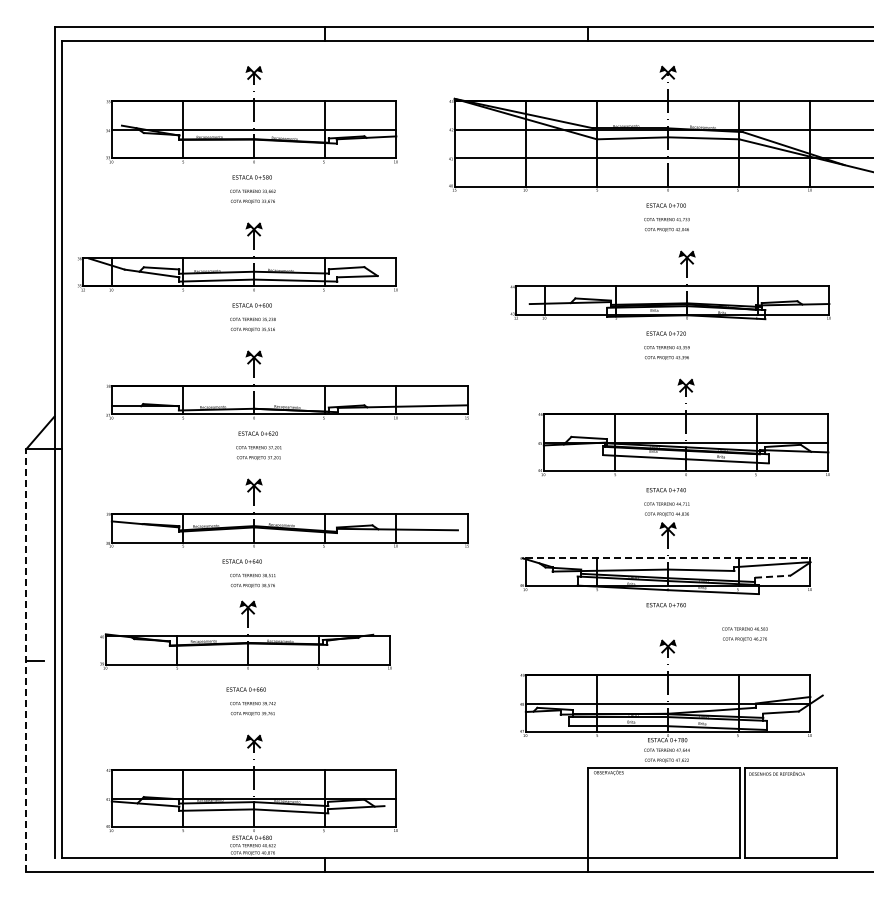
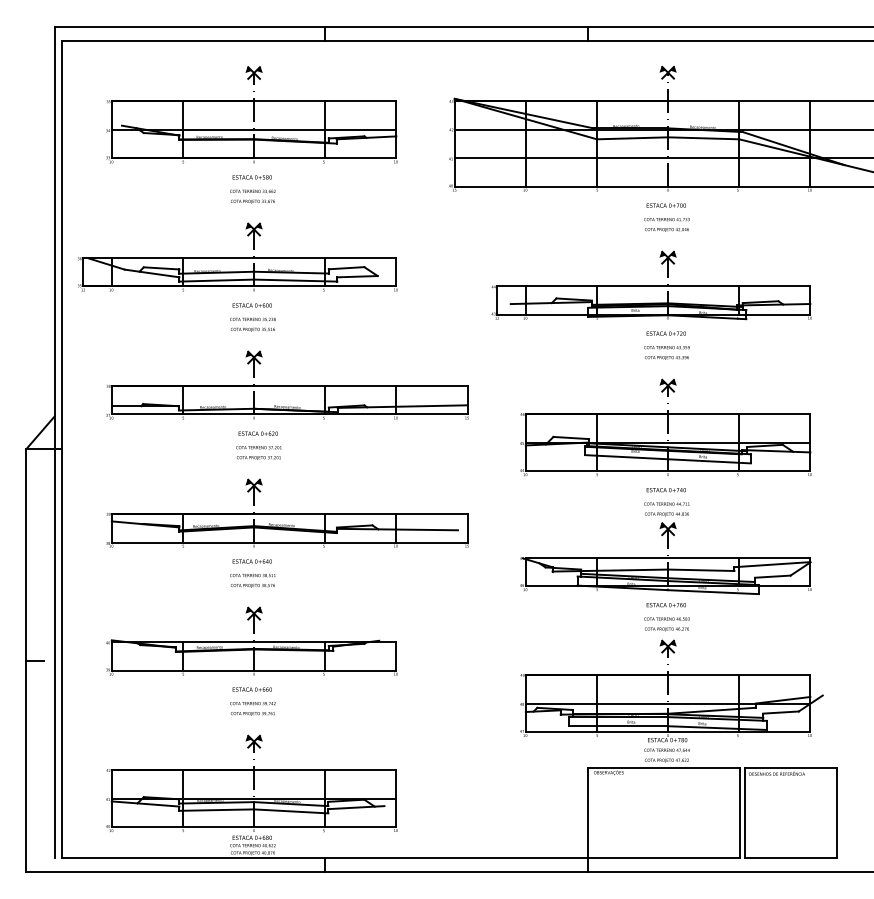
part position: (670, 285) -> (651, 285) (651, 285)
part position: (683, 427) -> (665, 427) (665, 427)
line: dashed -> solid (668, 557)
text position: (241, 561) -> (251, 561) (251, 561)
line: dashed -> solid (772, 576)
part position: (245, 634) -> (251, 640) (251, 640)
text position: (744, 634) -> (666, 624) (666, 624)
line: dashed -> solid (26, 660)
text position: (245, 689) -> (251, 689) (251, 689)
